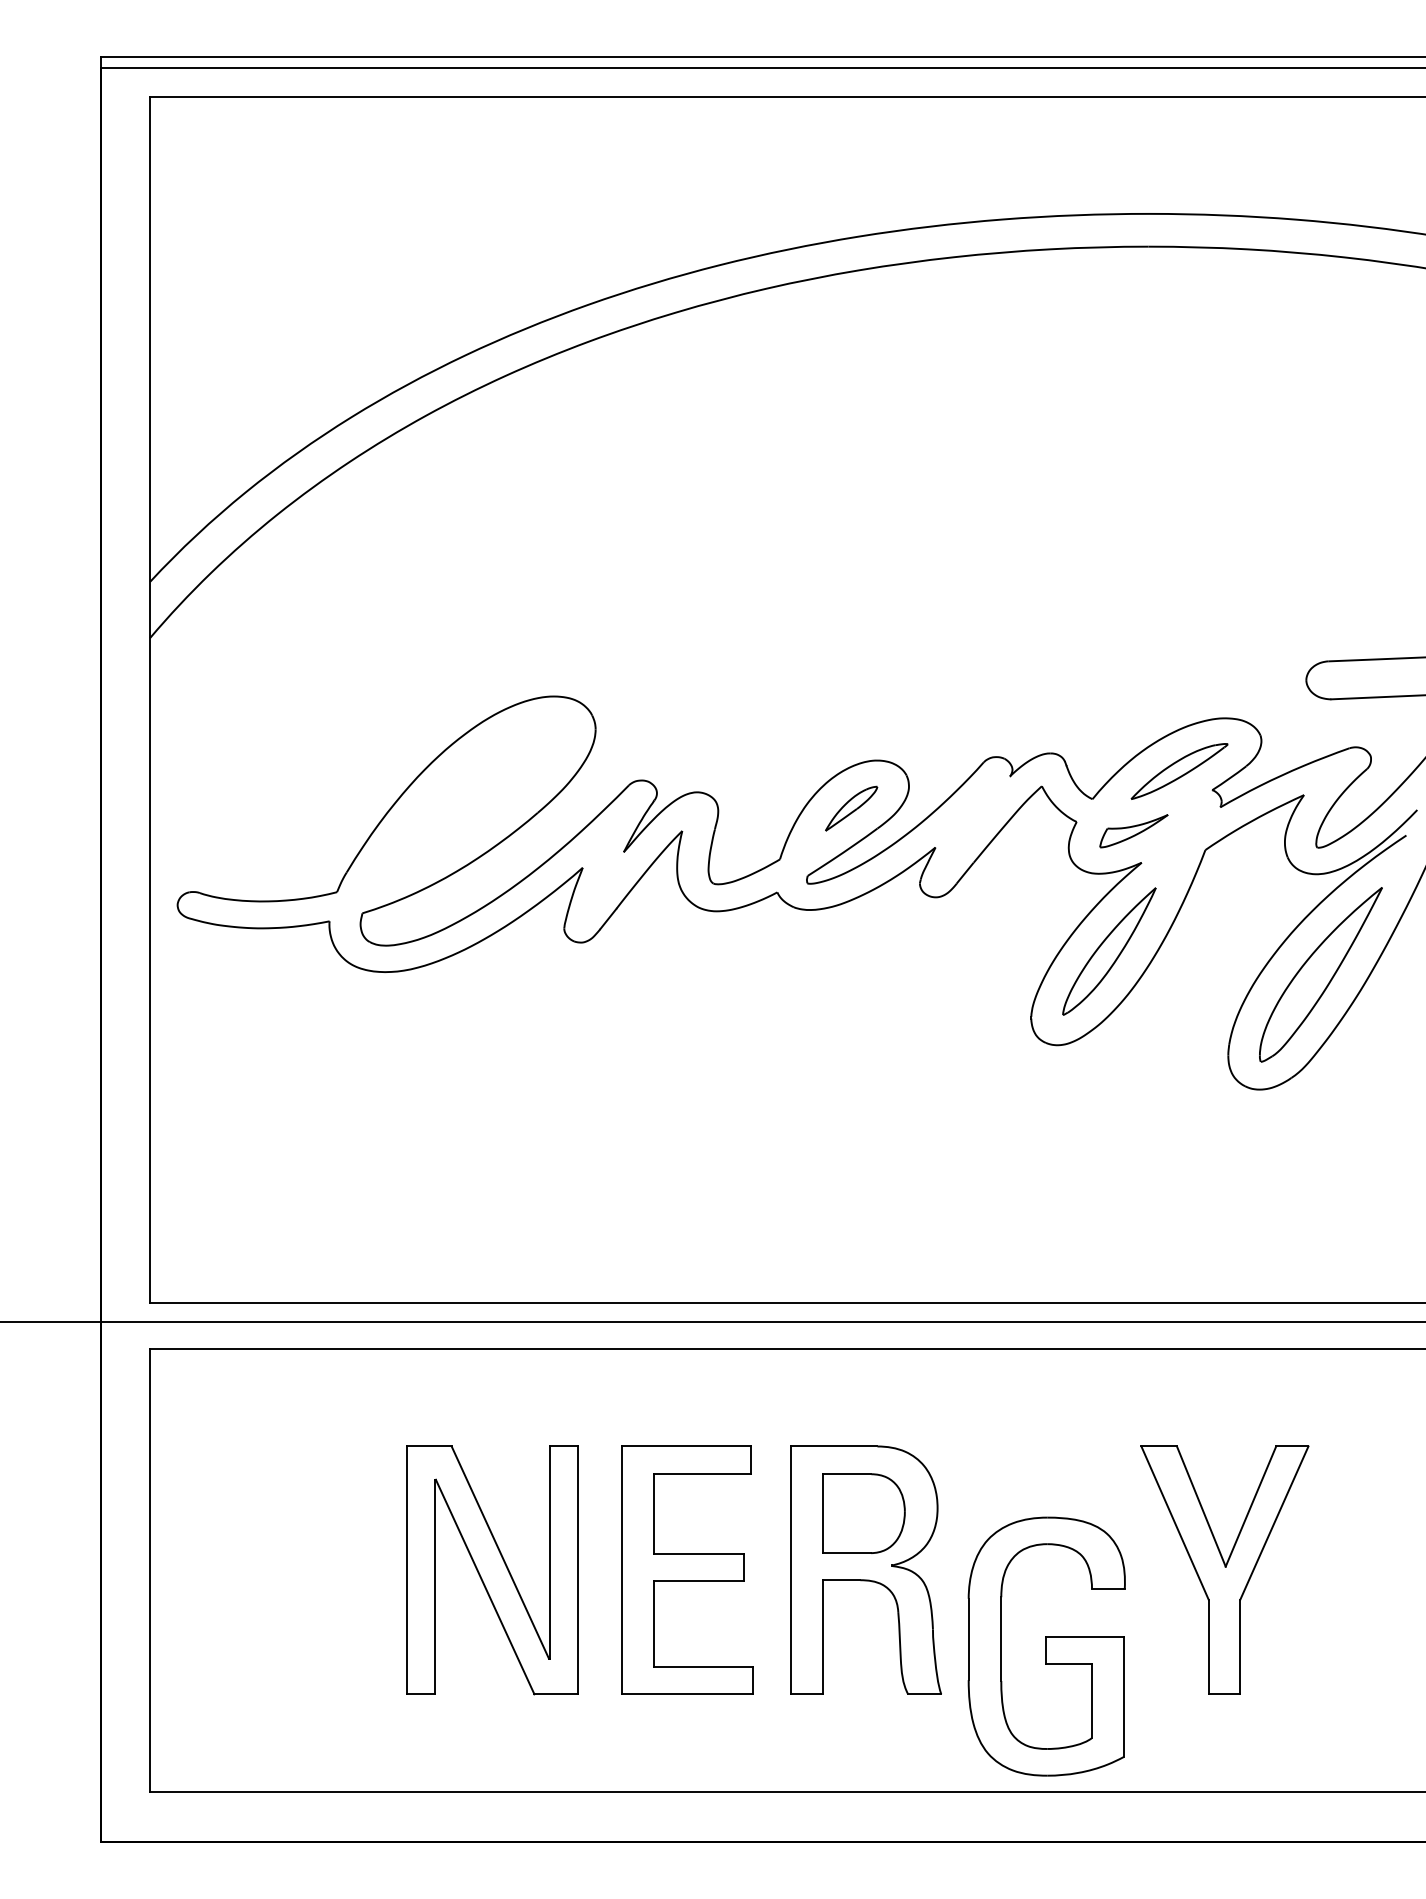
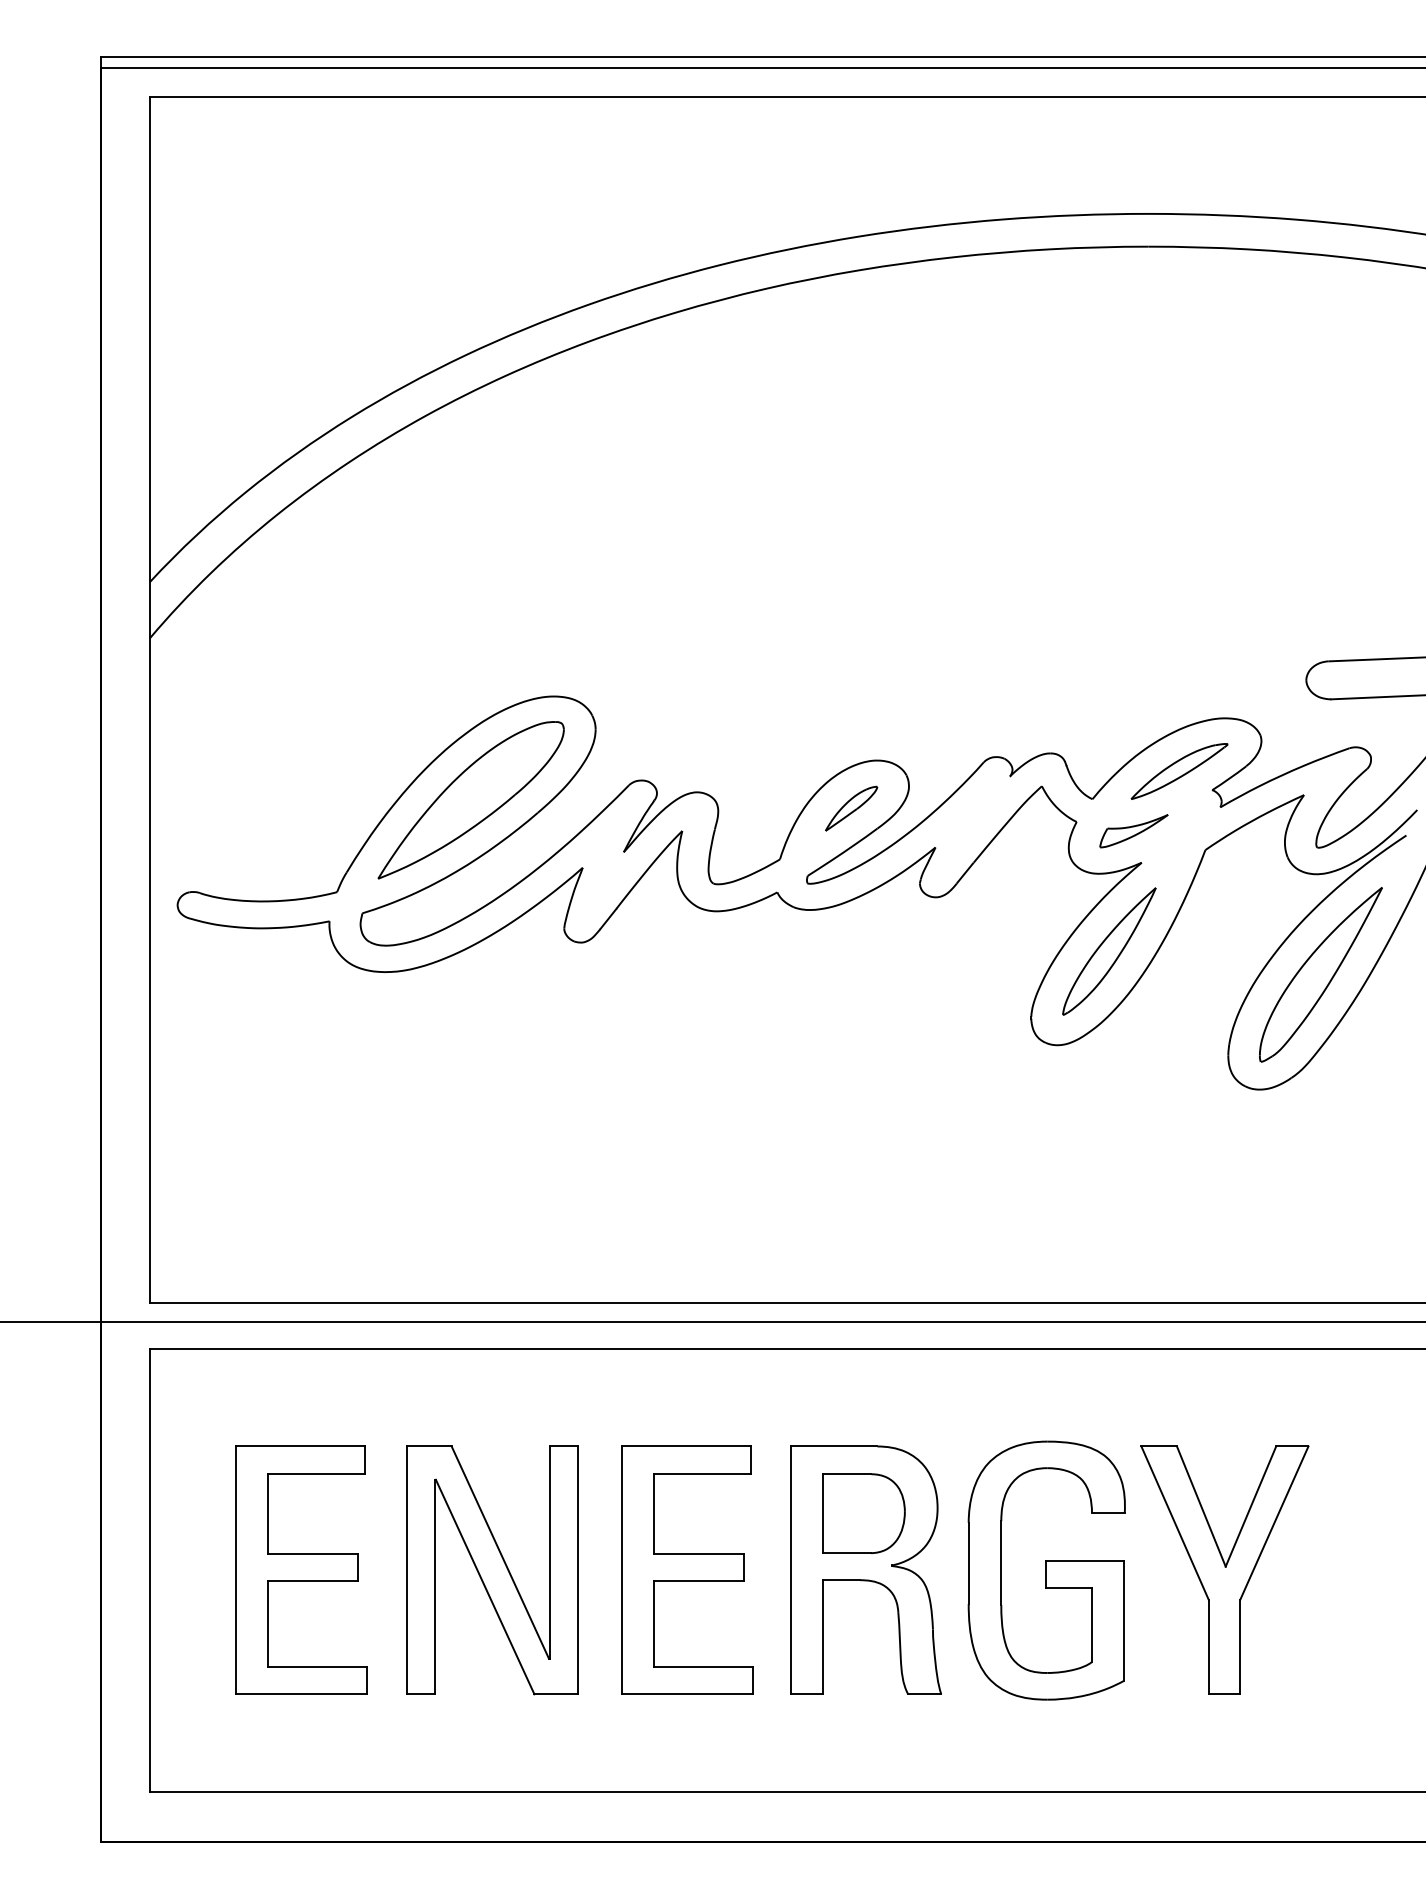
part: none -> present (470, 800)
part: none -> present (301, 1569)
part position: (1046, 1646) -> (1046, 1570) (1046, 1570)
